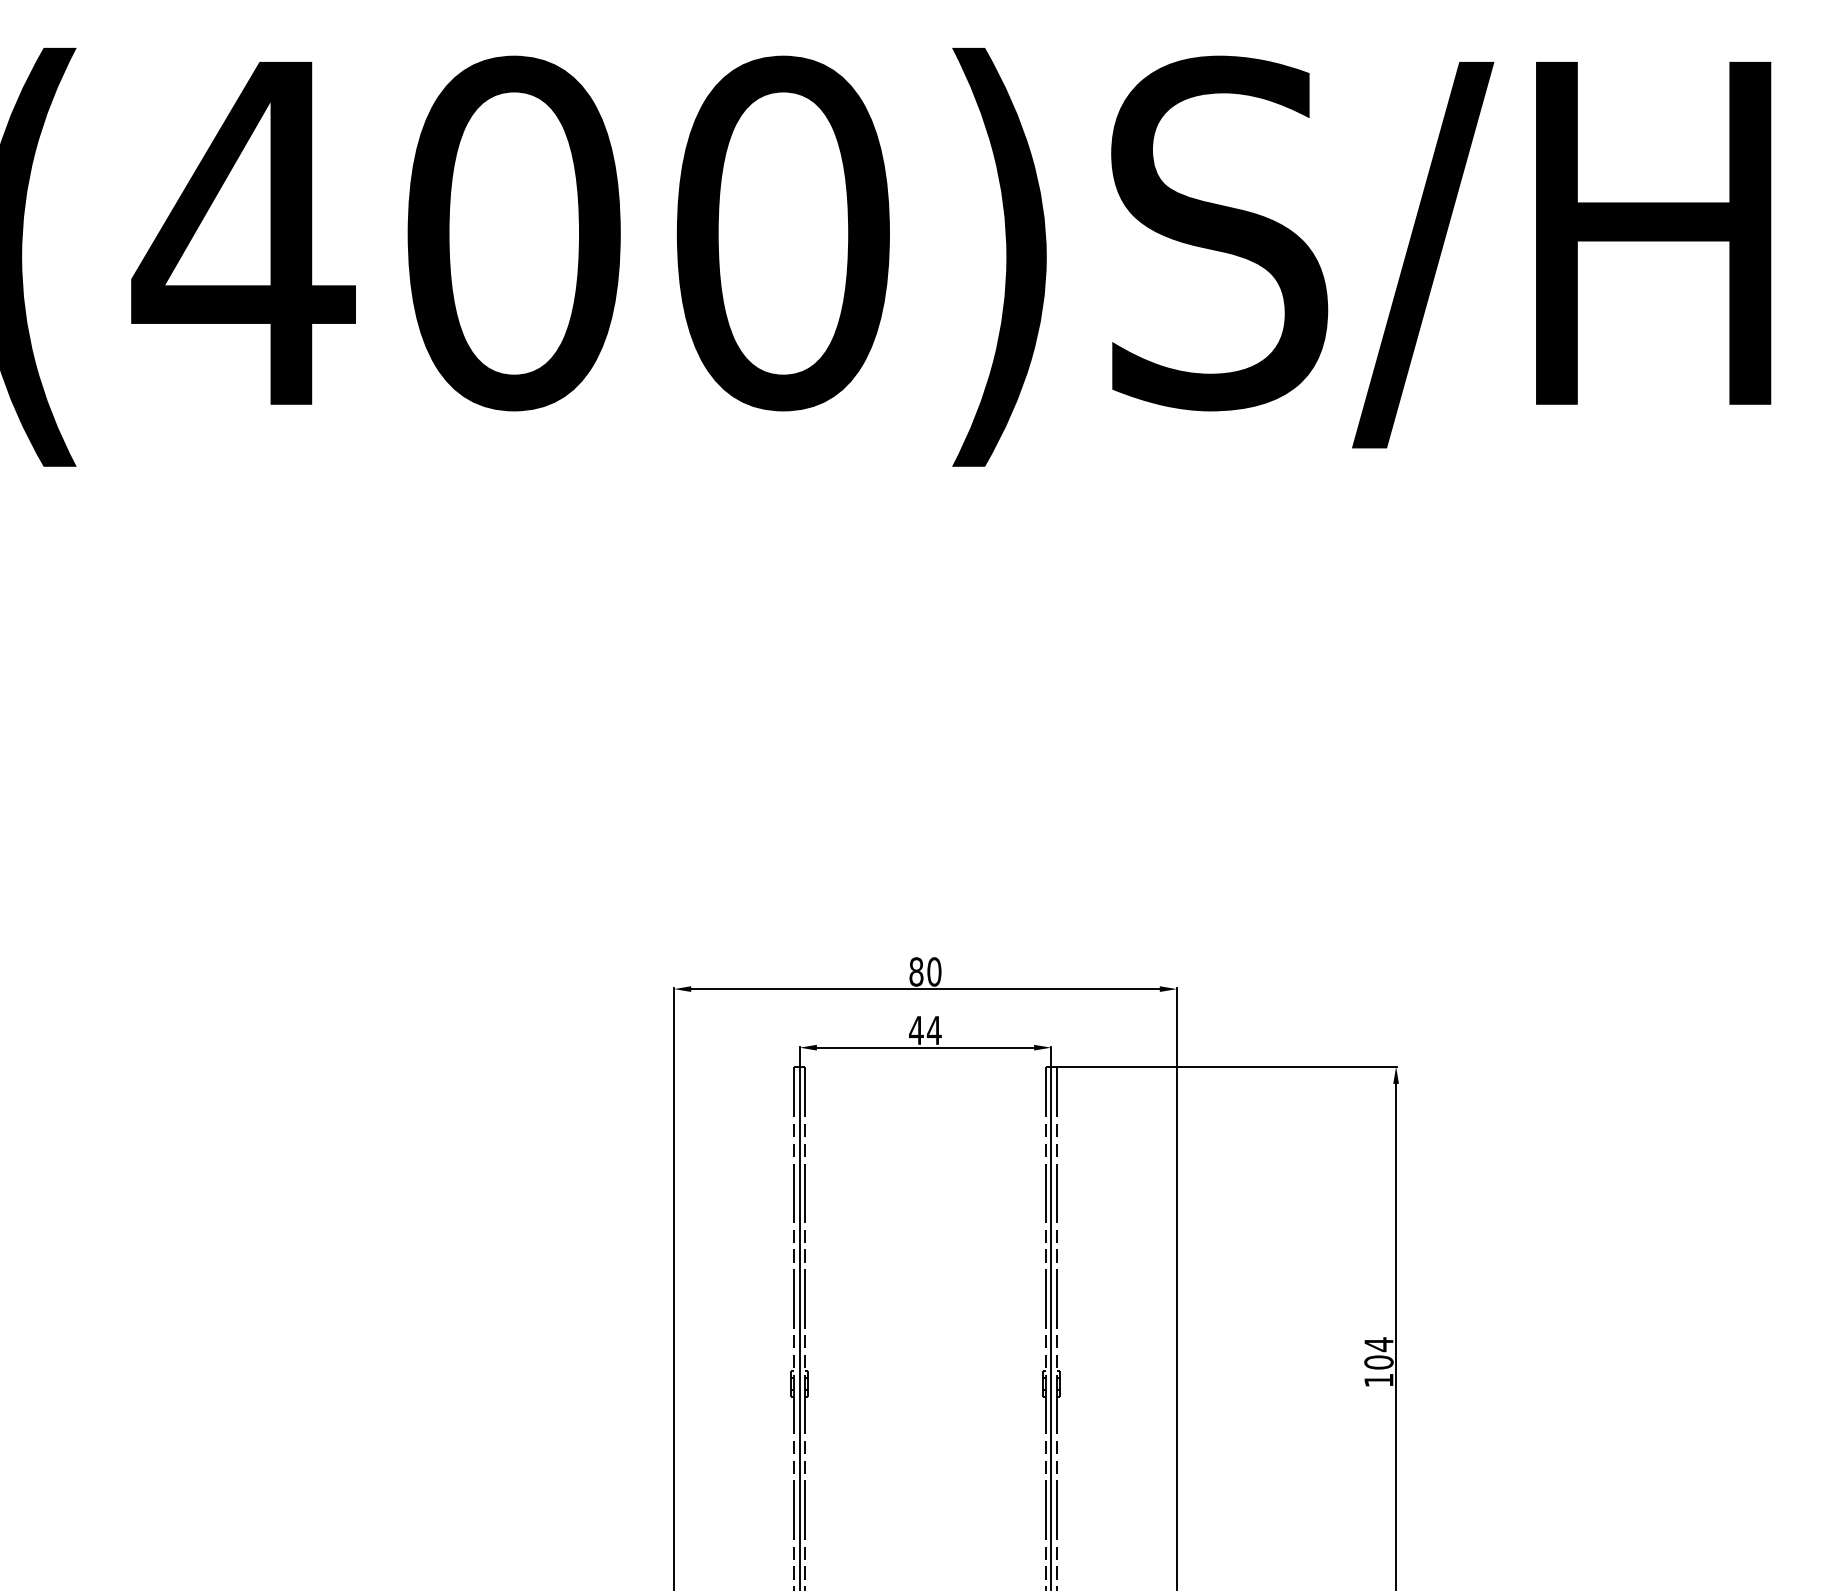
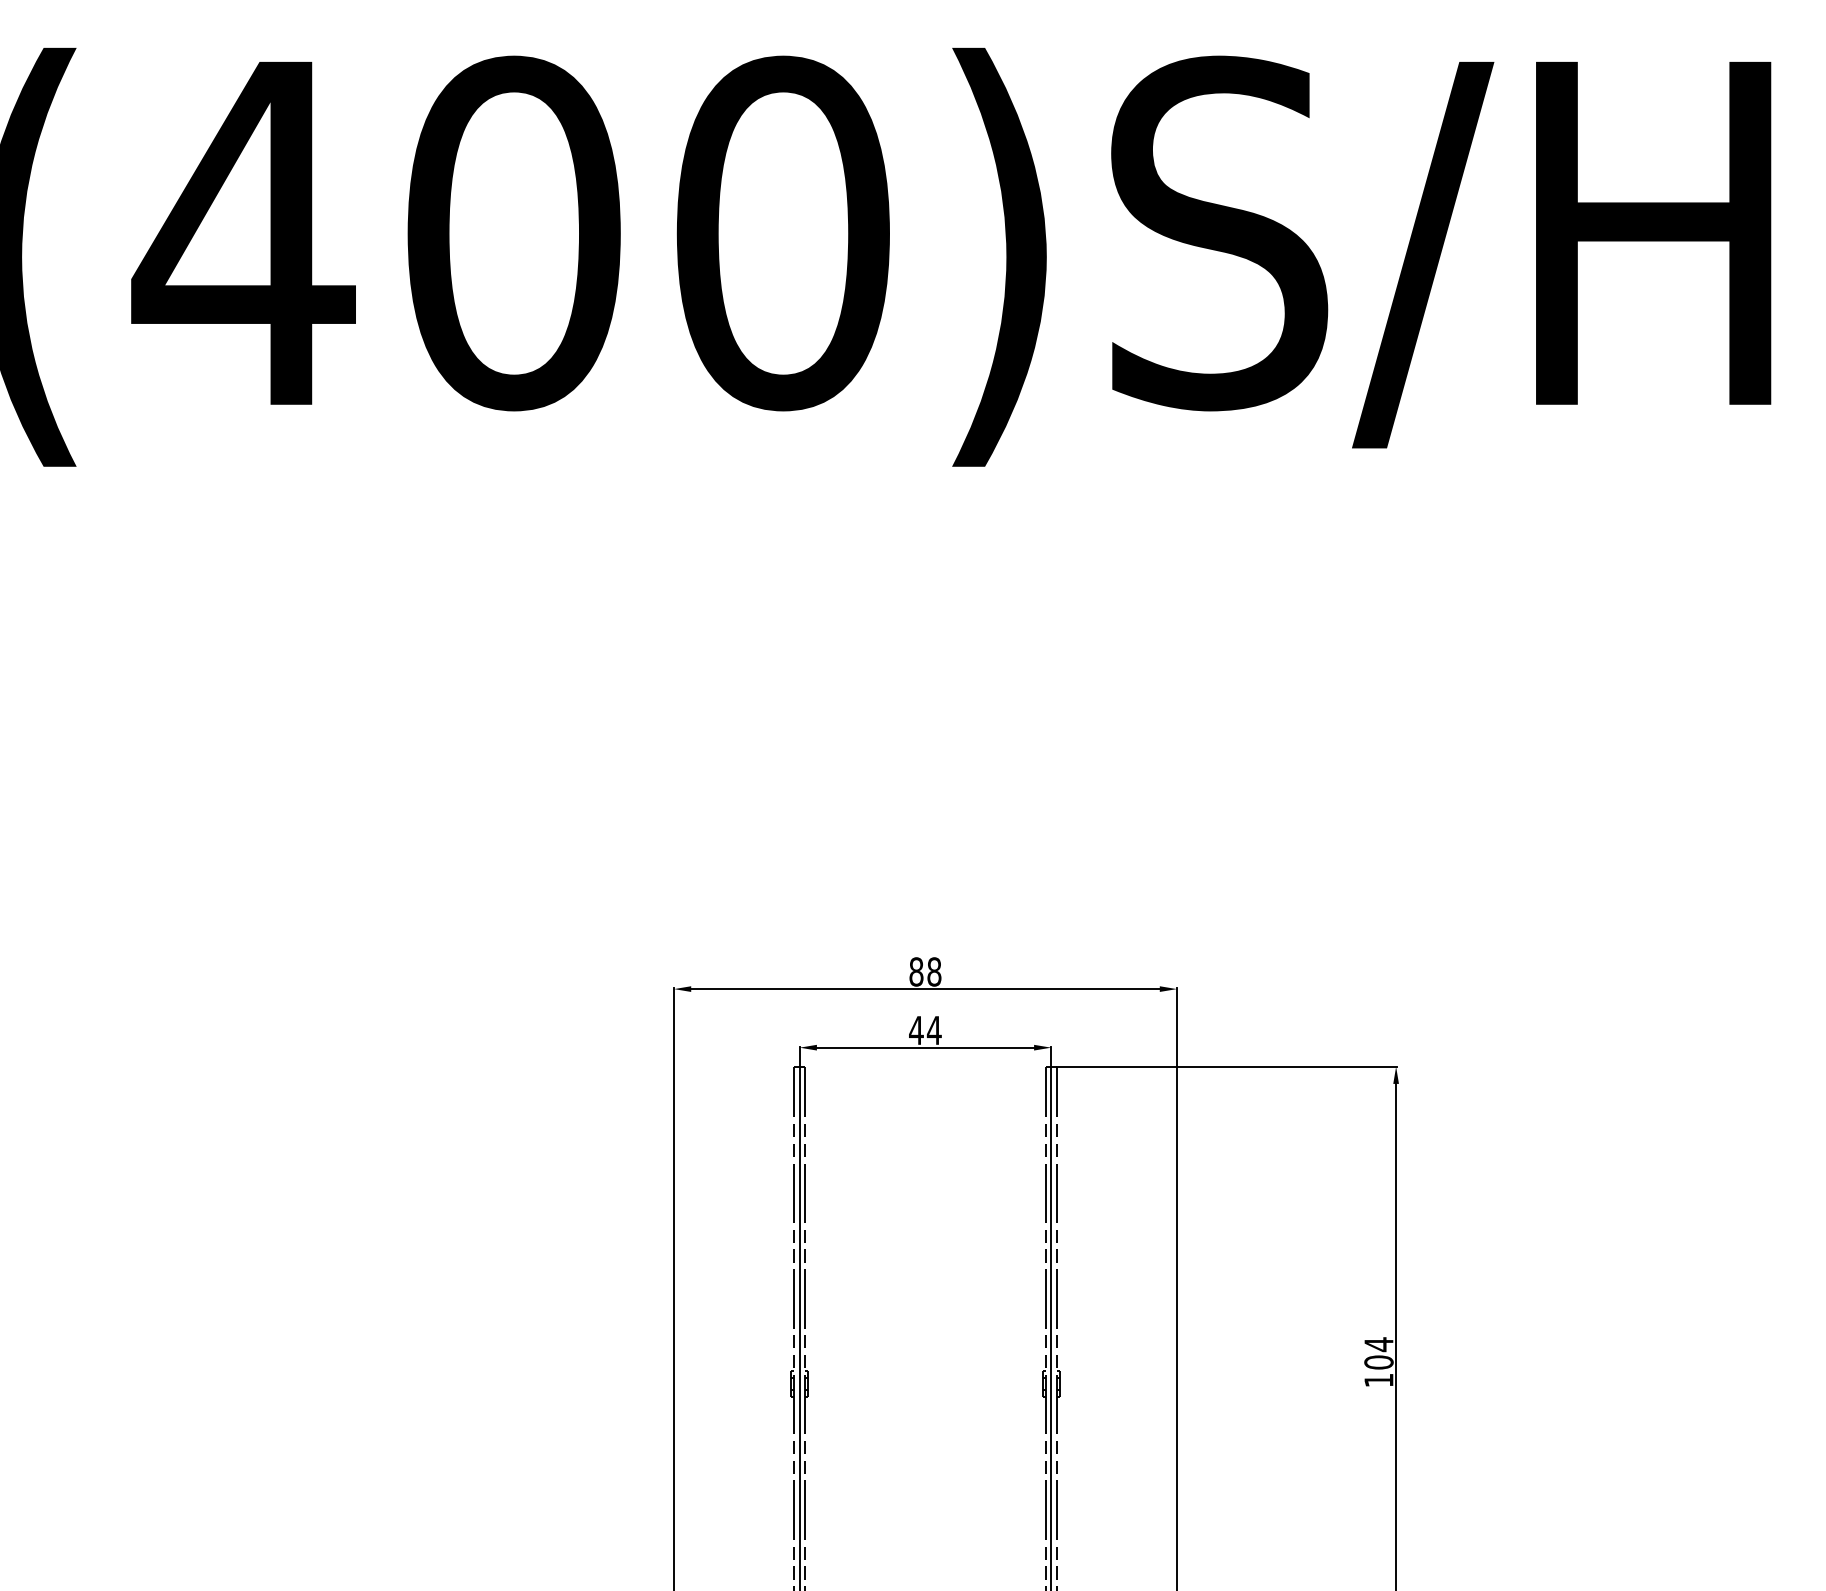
text: 80 -> 88 (934, 972)
